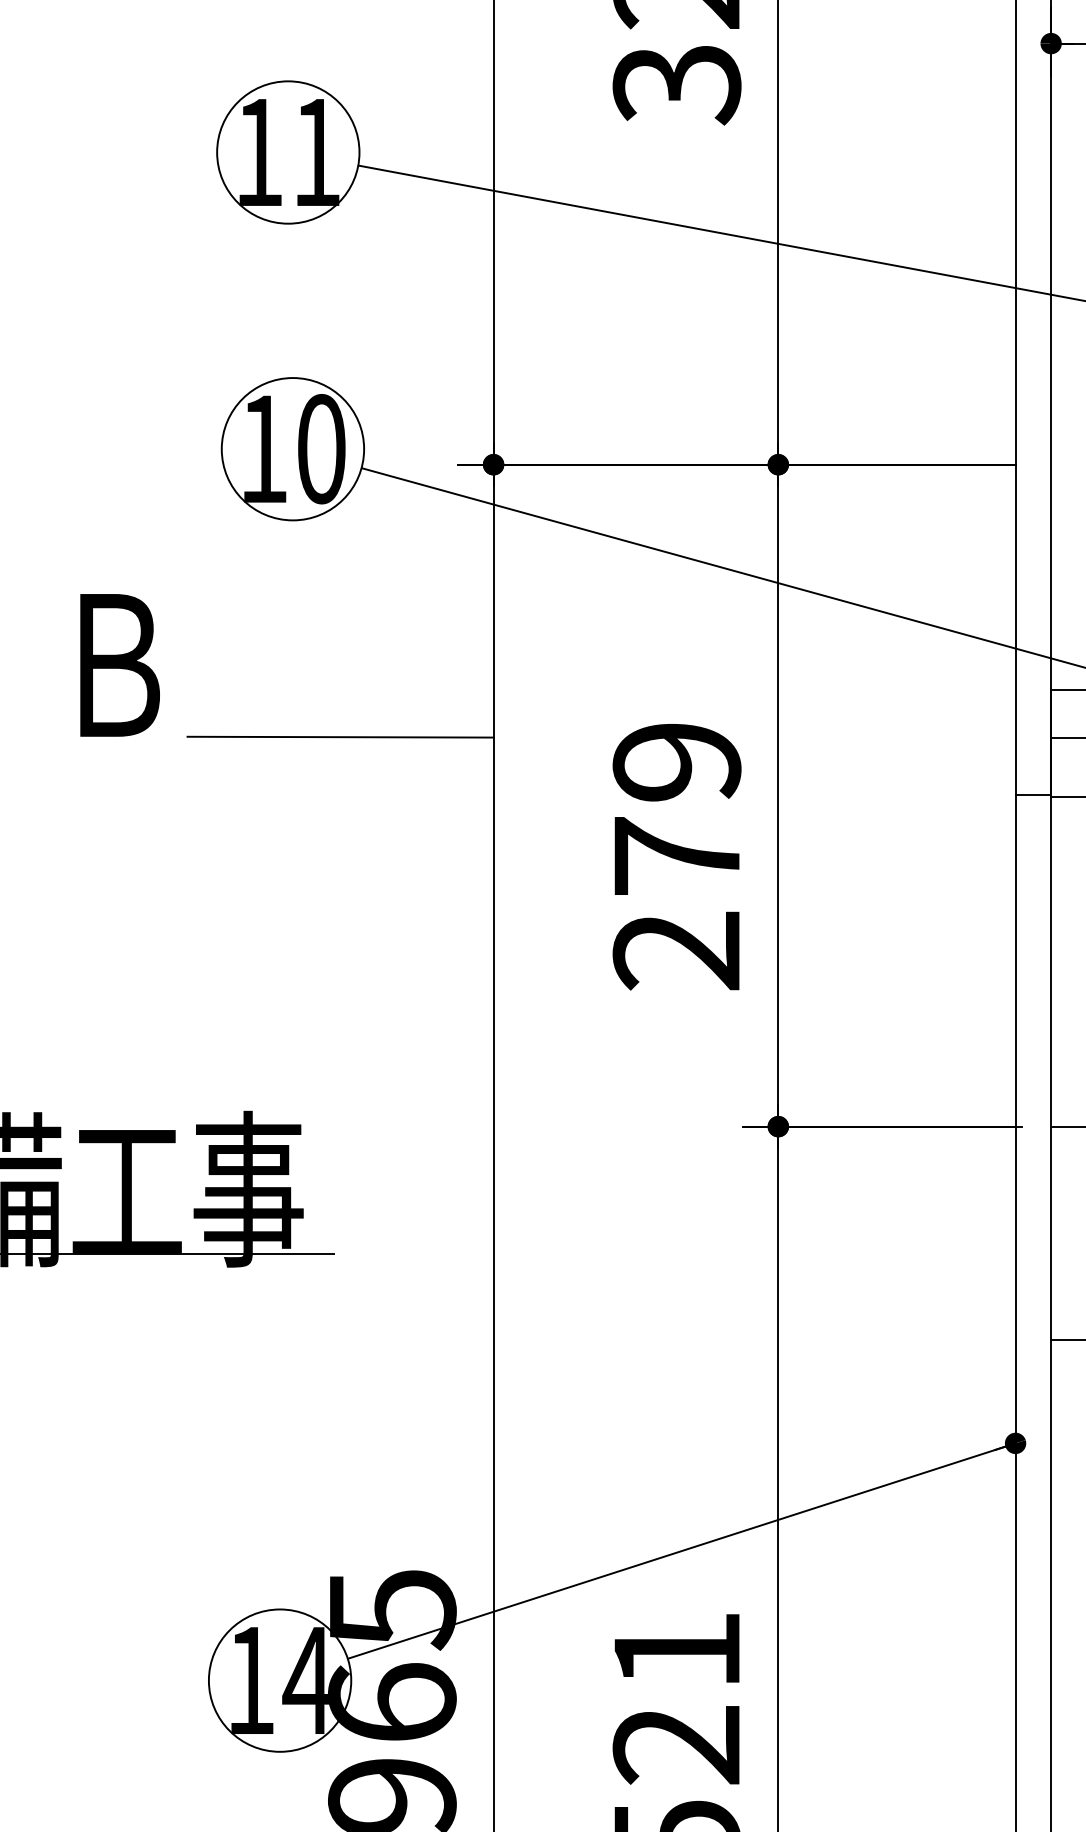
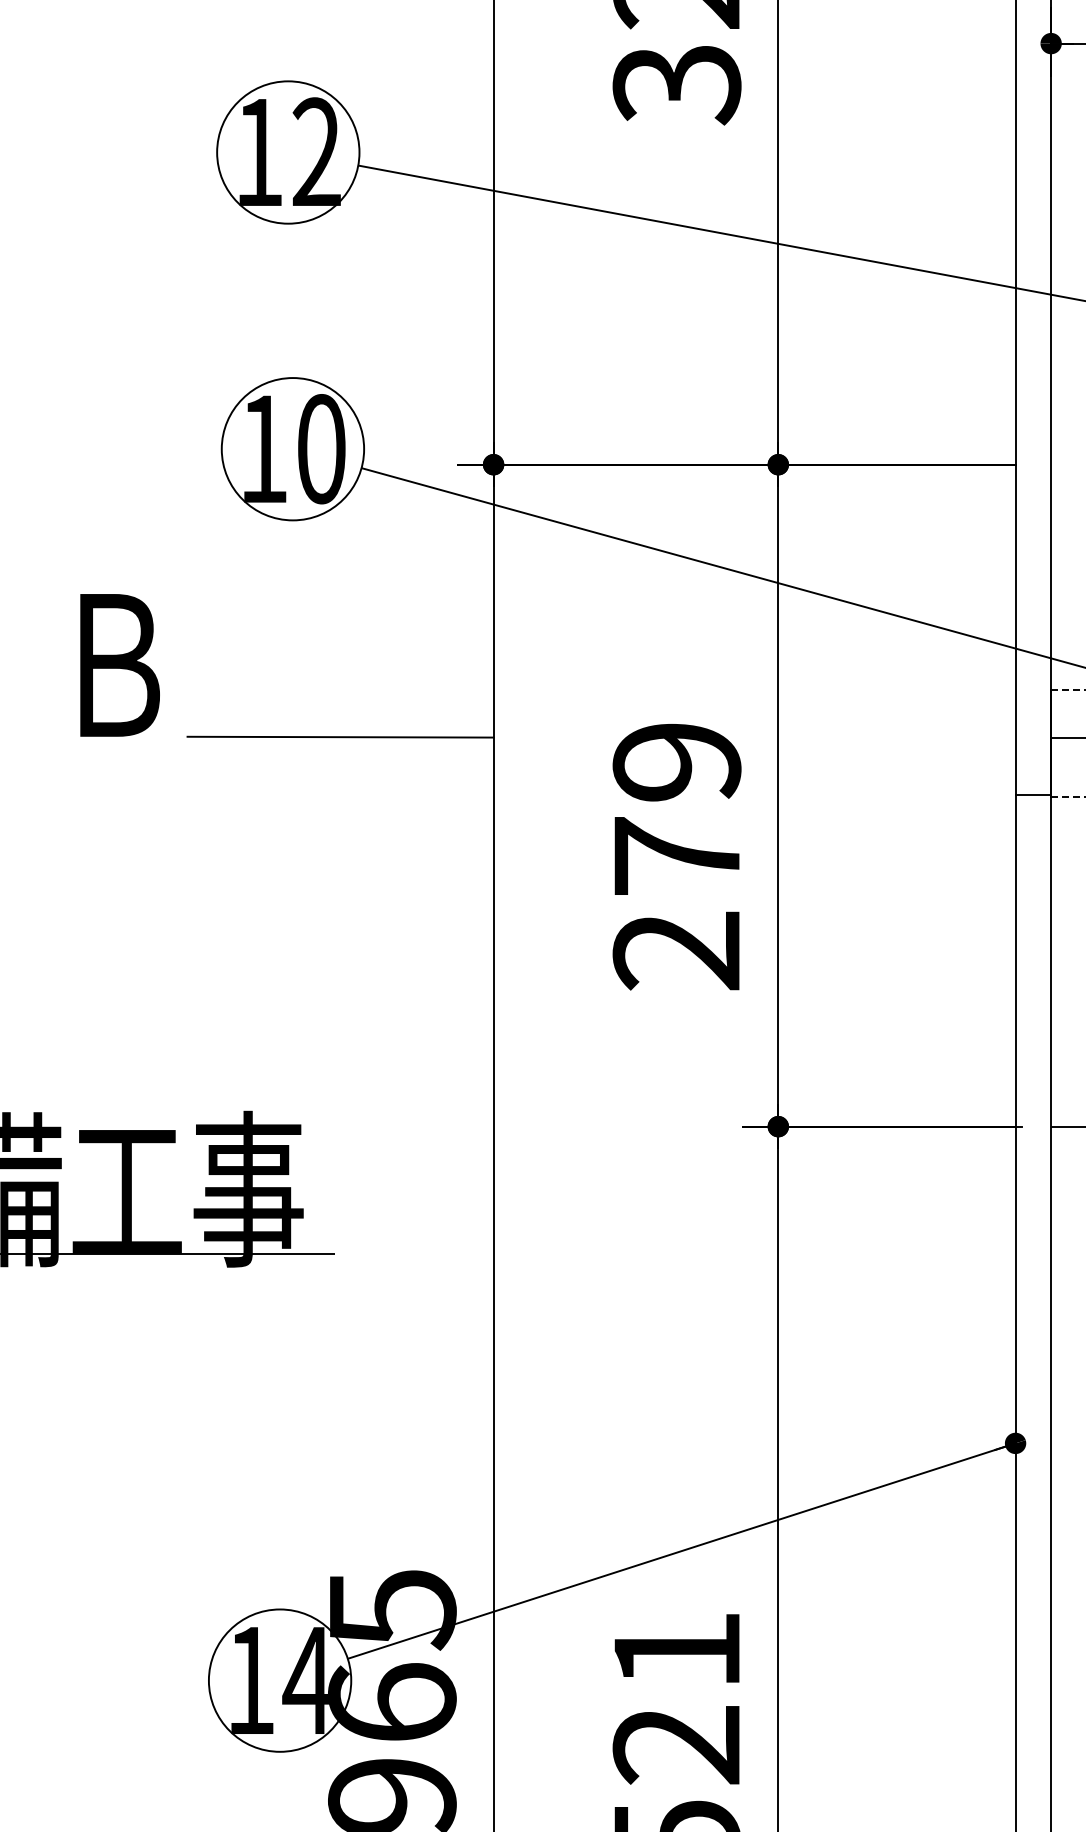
text: 11 -> 12 (316, 151)
line: solid -> dashed (1068, 690)
line: solid -> dashed (1068, 796)
line: present -> none (1066, 1340)
